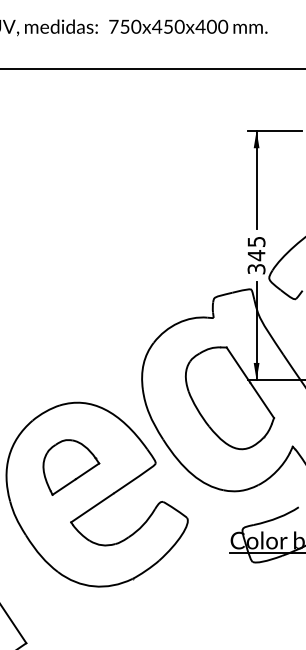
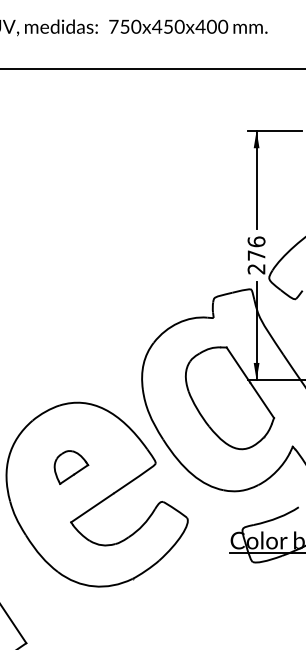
text: 345 -> 276 (256, 255)
part size: 59x57 px -> 37x35 px (71, 467)
